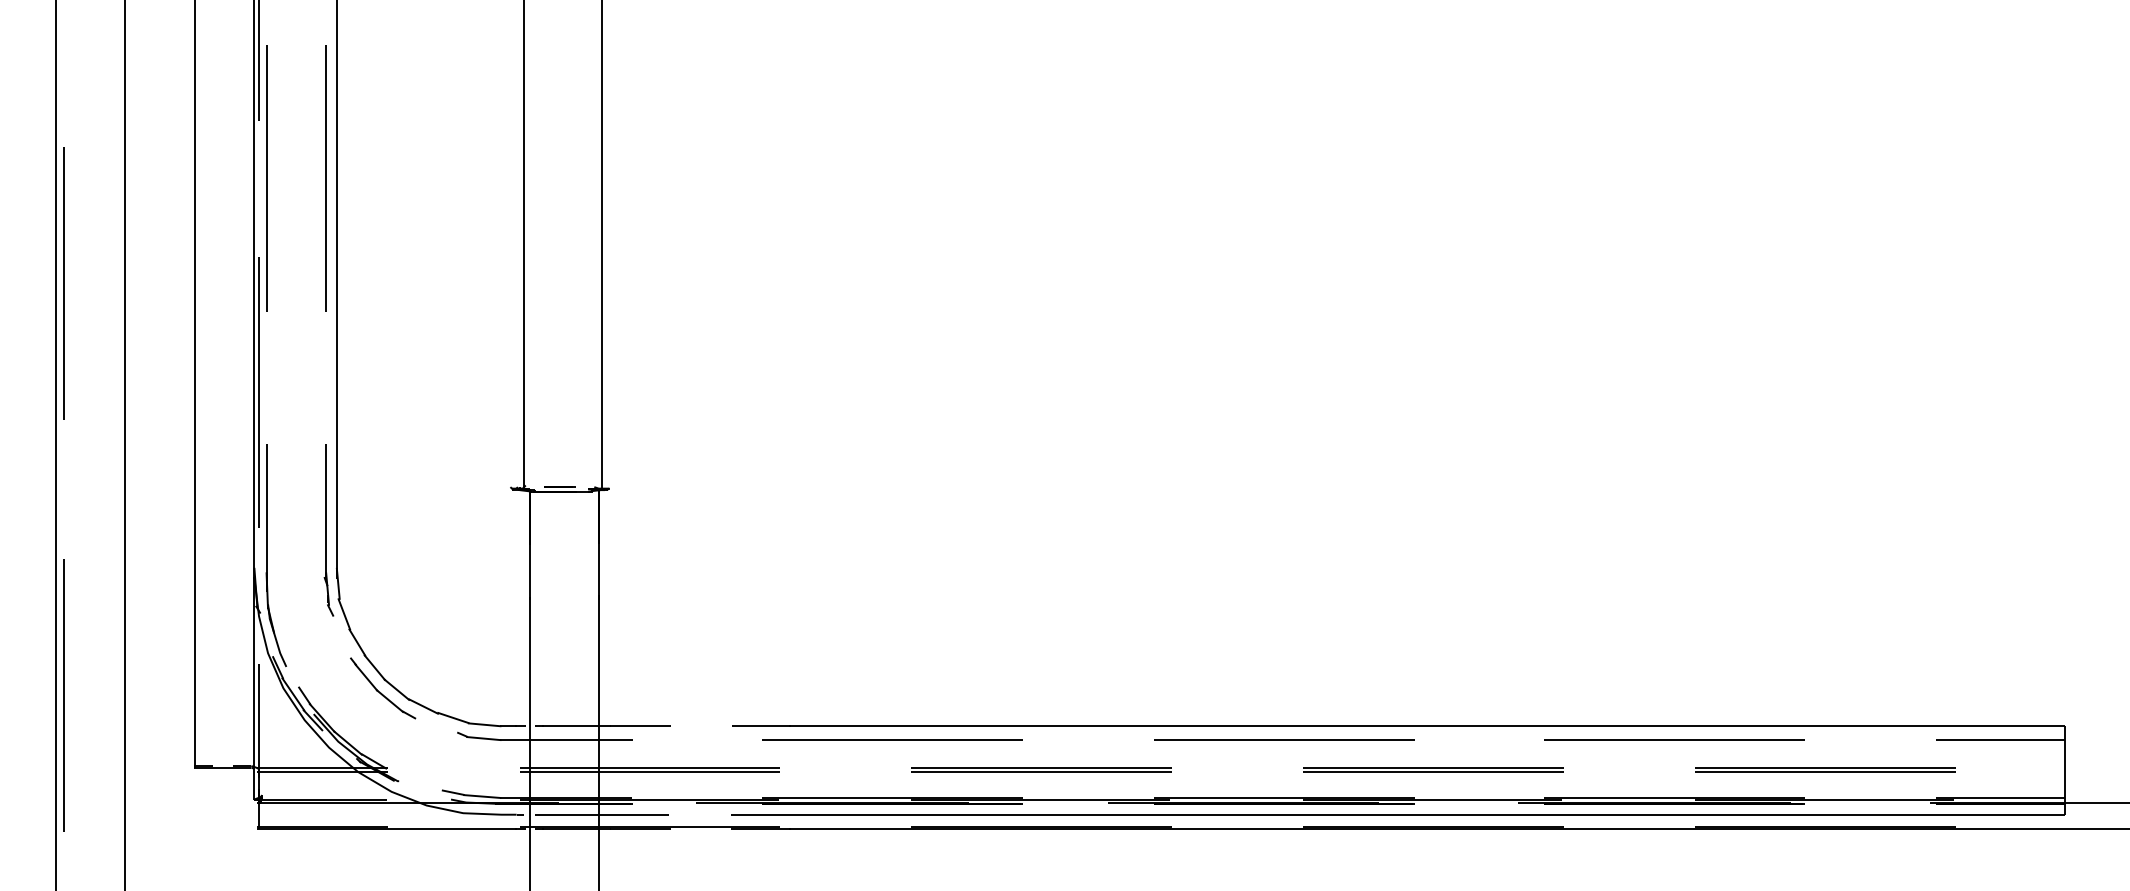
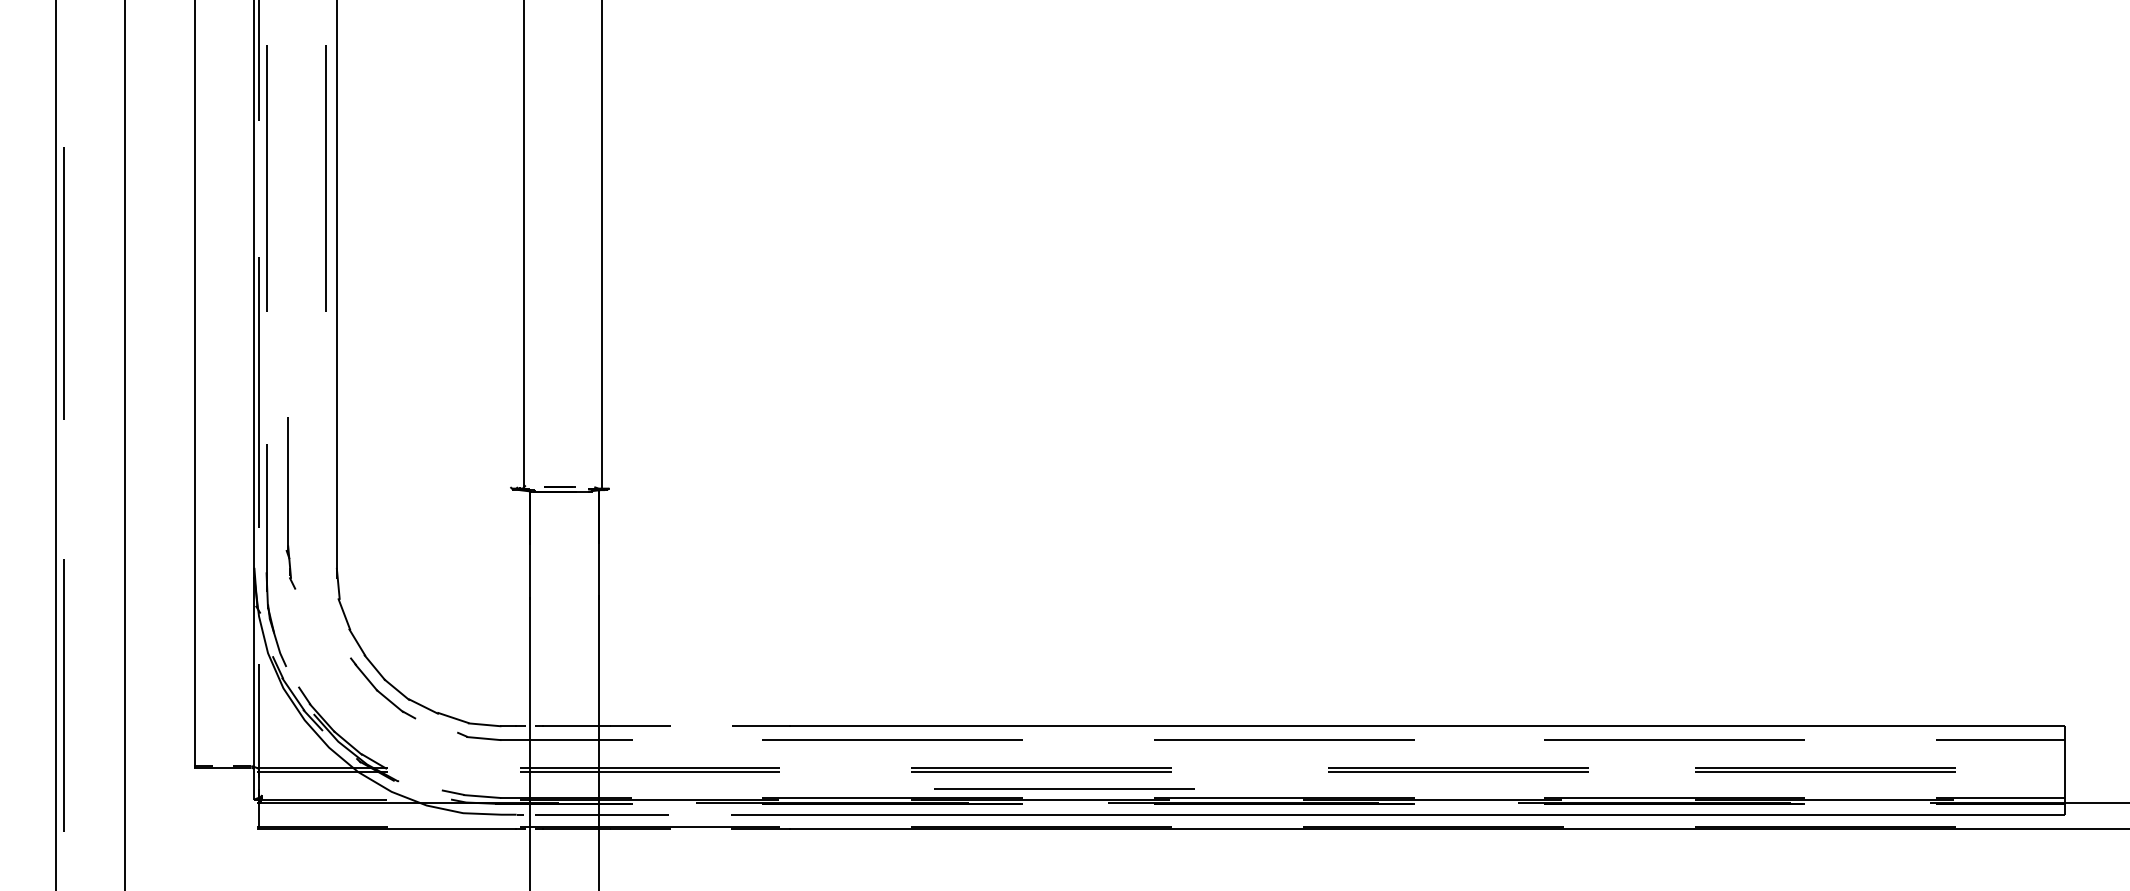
part position: (328, 530) -> (290, 503) (290, 503)
part position: (1433, 769) -> (1458, 769) (1458, 769)
line: none -> present (1064, 788)
